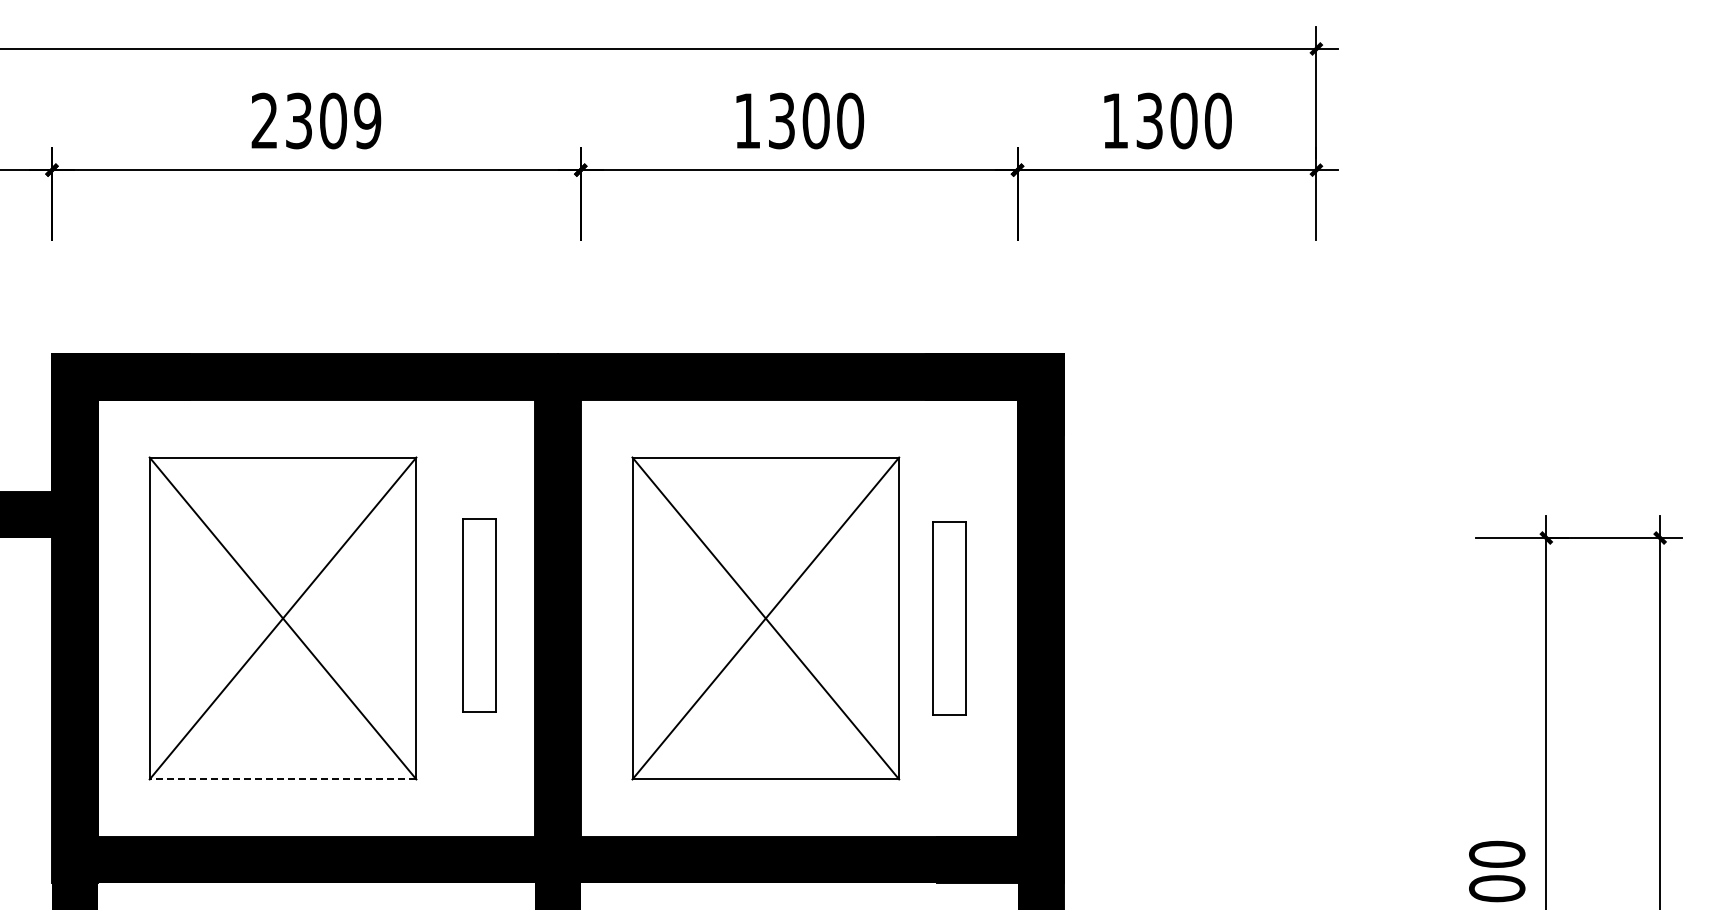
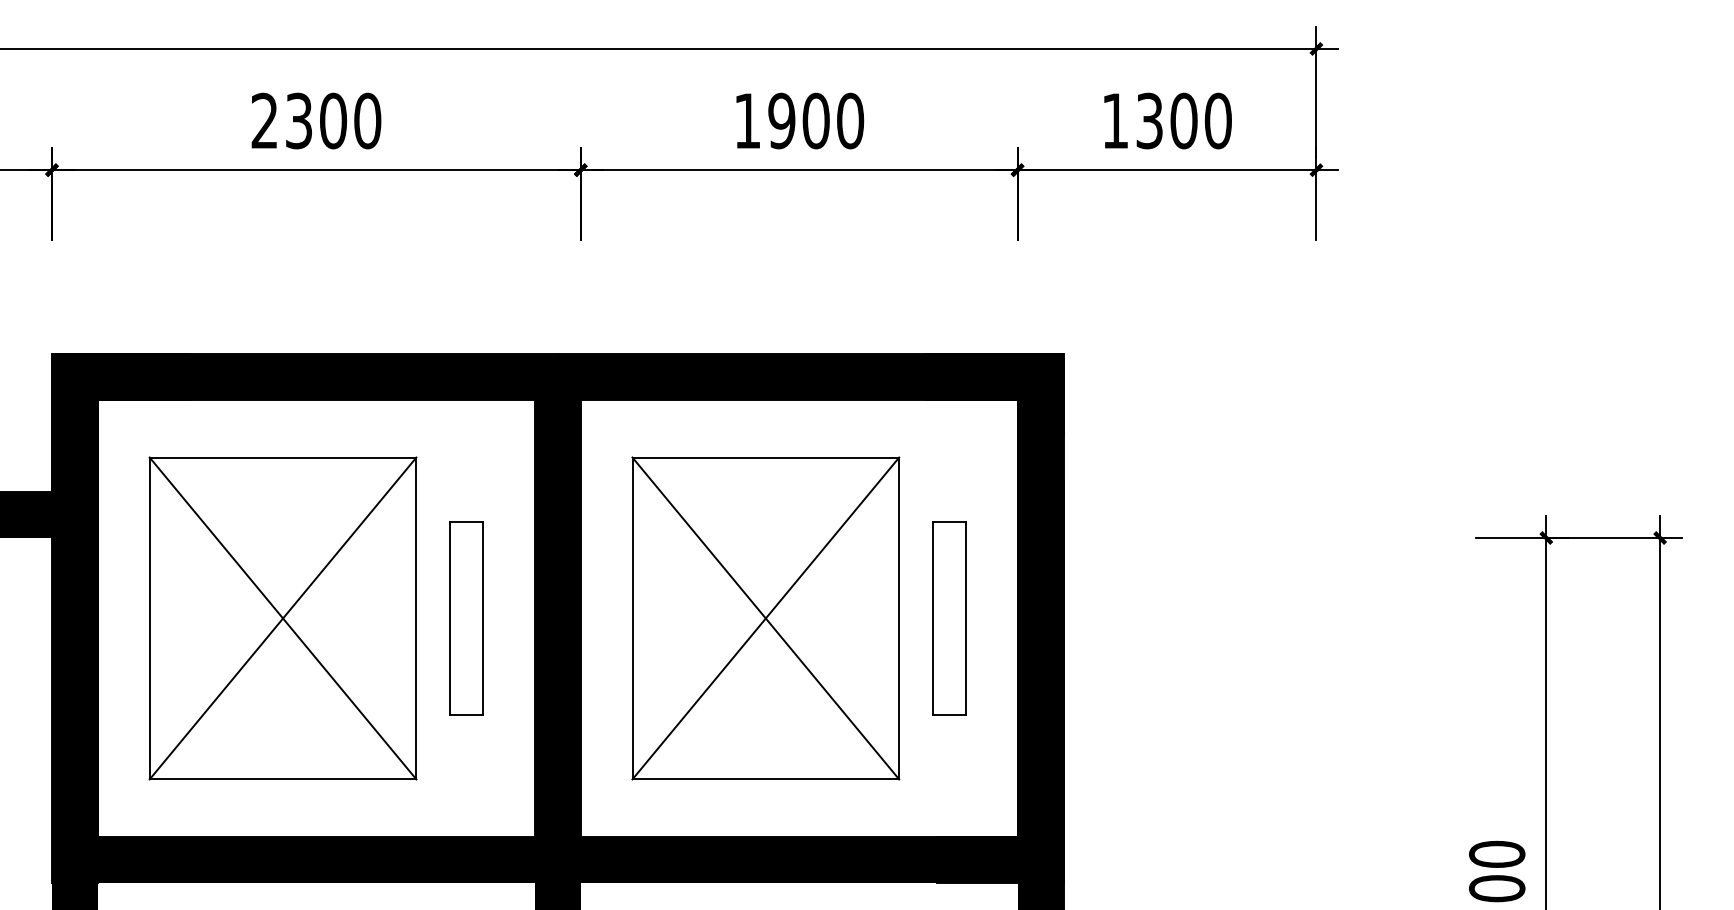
text: 2309 -> 2300 (367, 120)
text: 1300 -> 1900 (781, 120)
part position: (479, 615) -> (466, 618) (466, 618)
line: dashed -> solid (282, 779)
